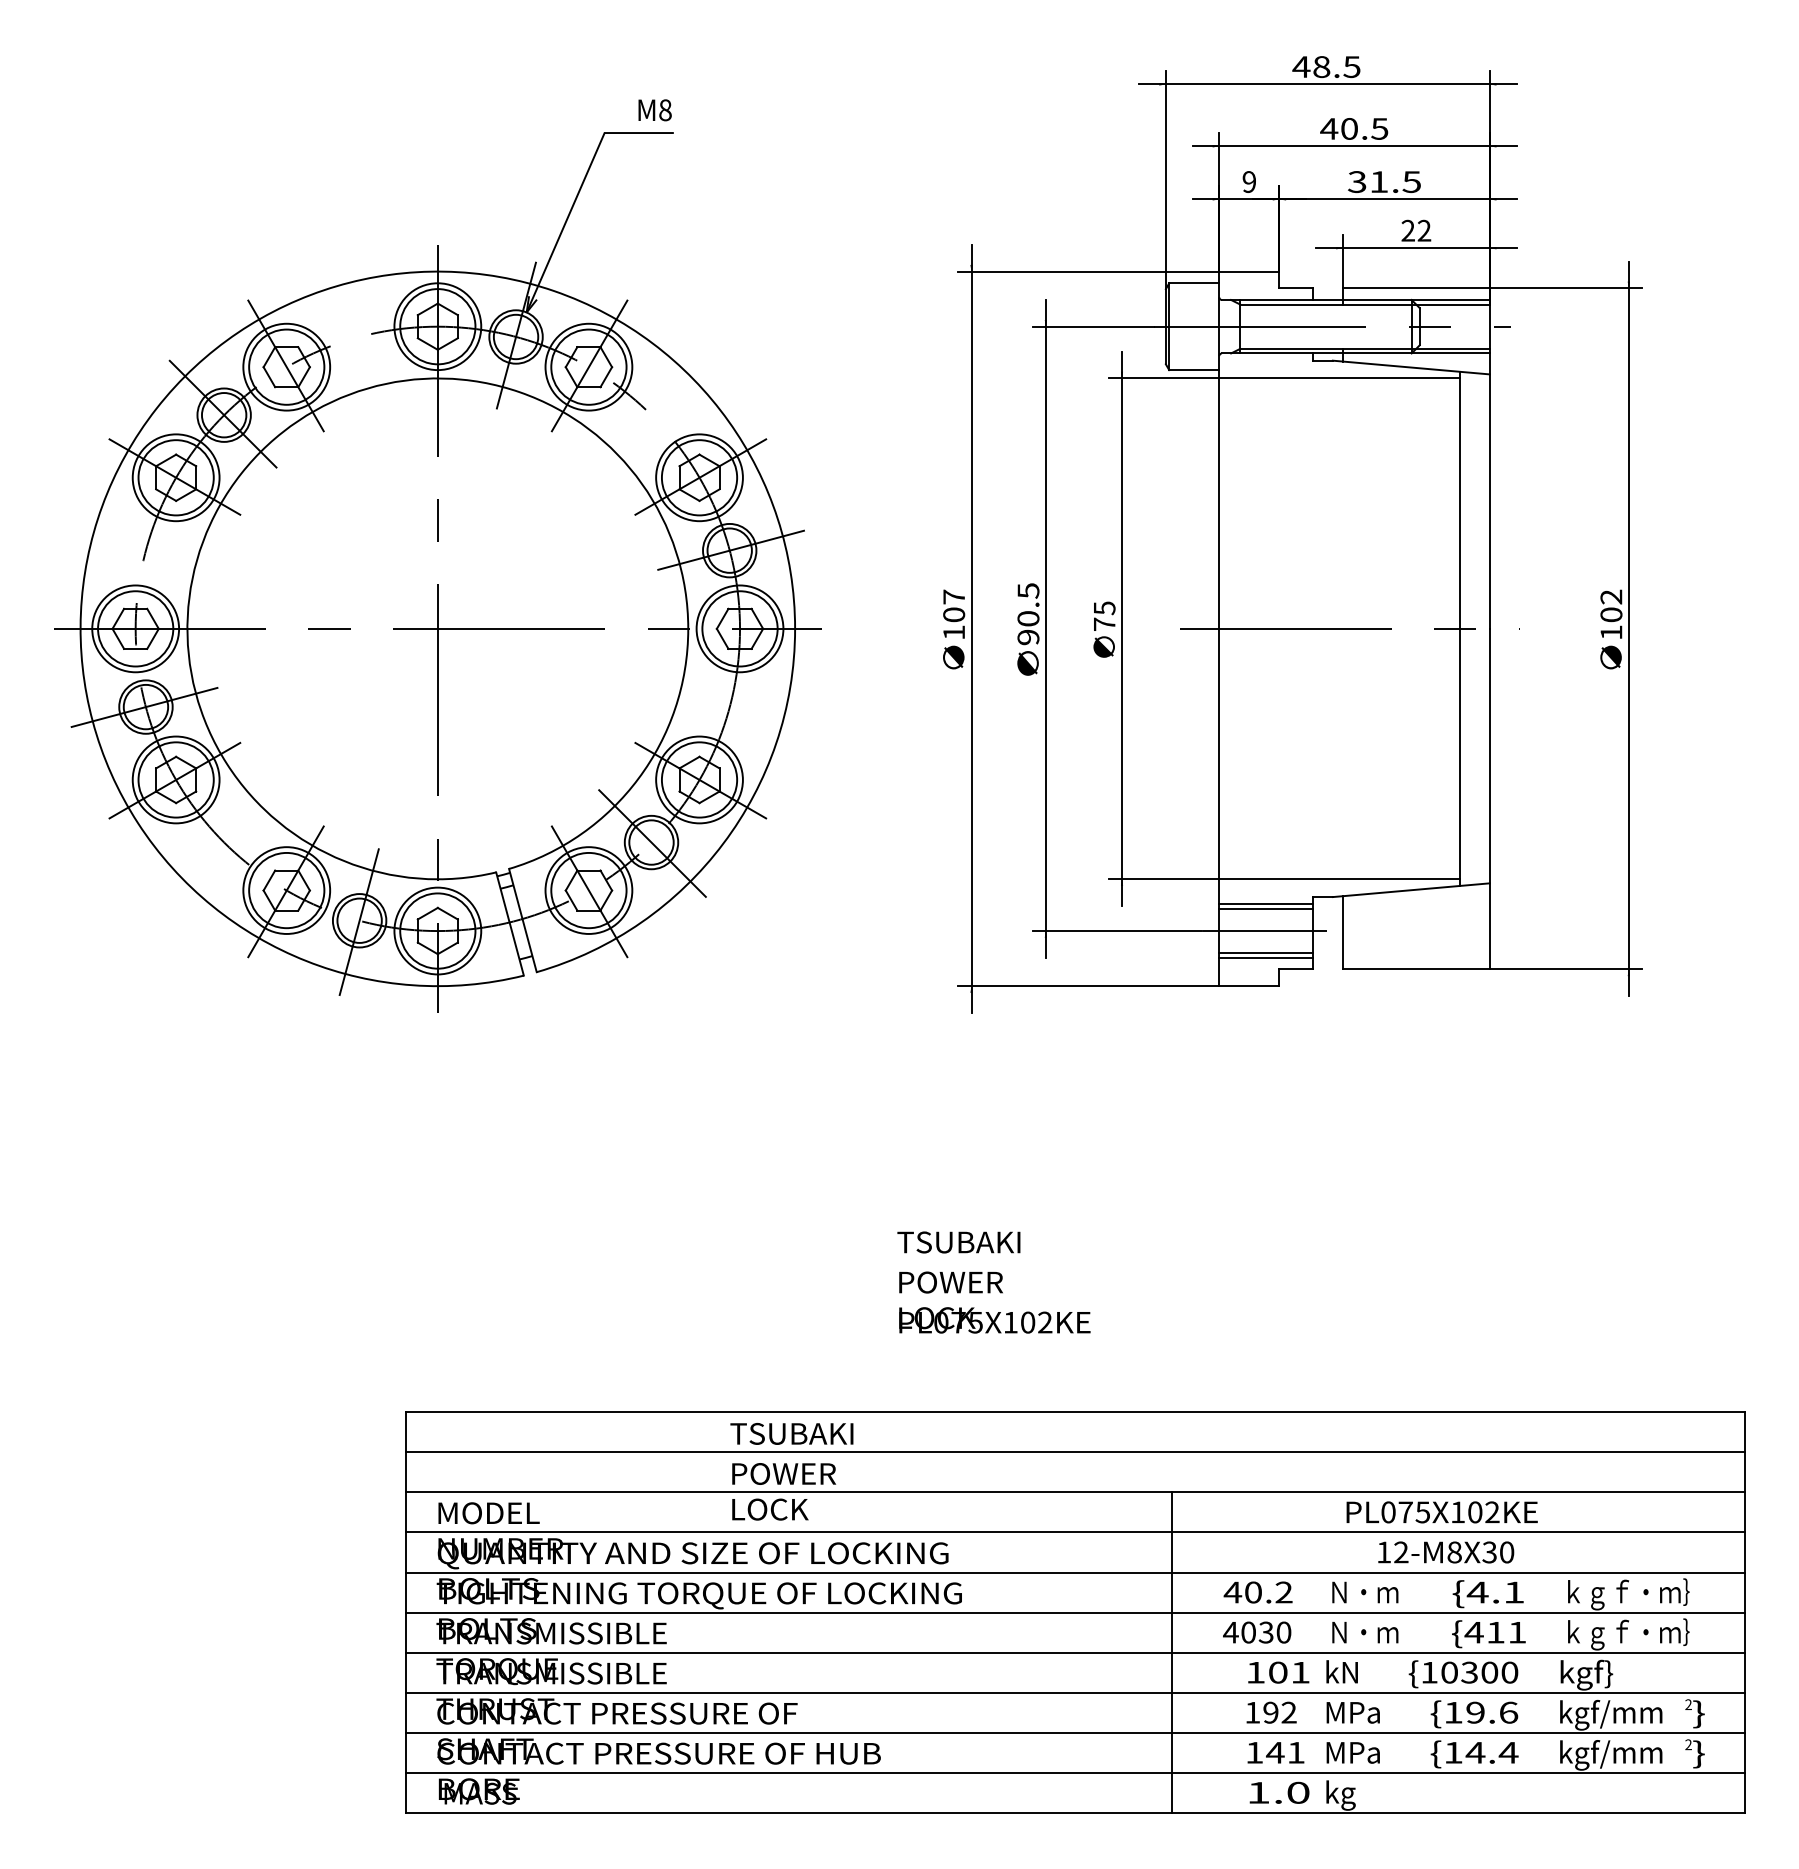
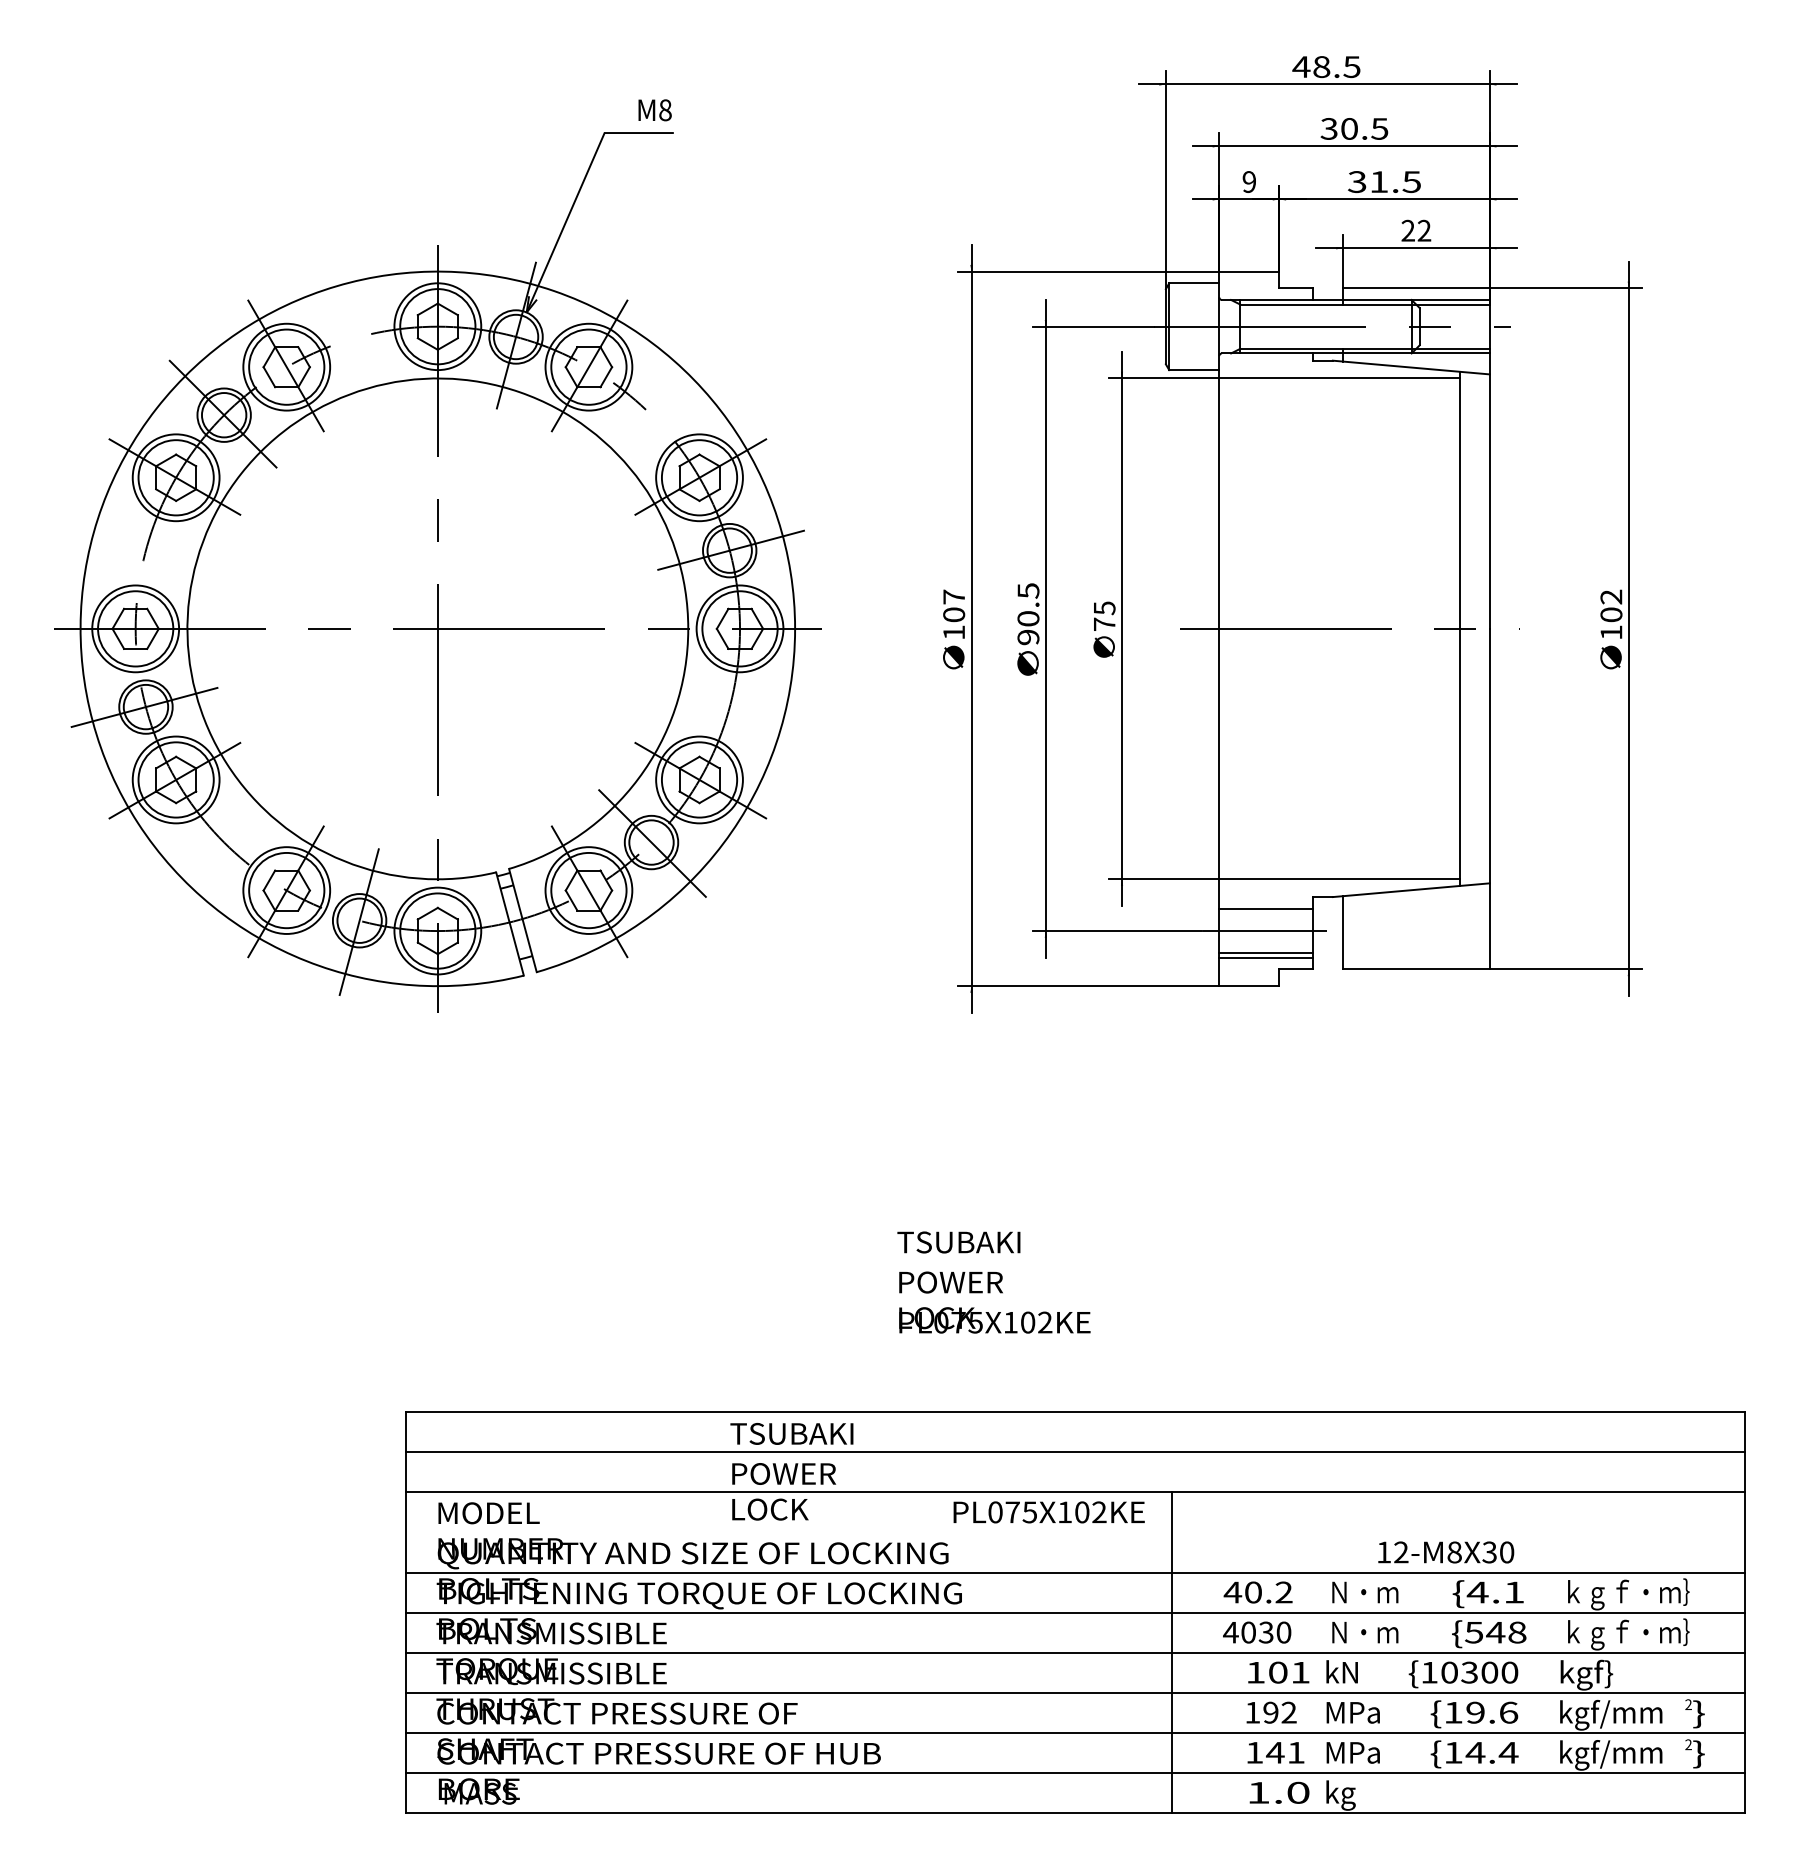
text: 40.5 -> 30.5 (1329, 128)
line: present -> none (1265, 904)
text position: (1441, 1512) -> (1048, 1512) (1048, 1512)
line: present -> none (1075, 1532)
text: 411 -> 548 (1495, 1632)
